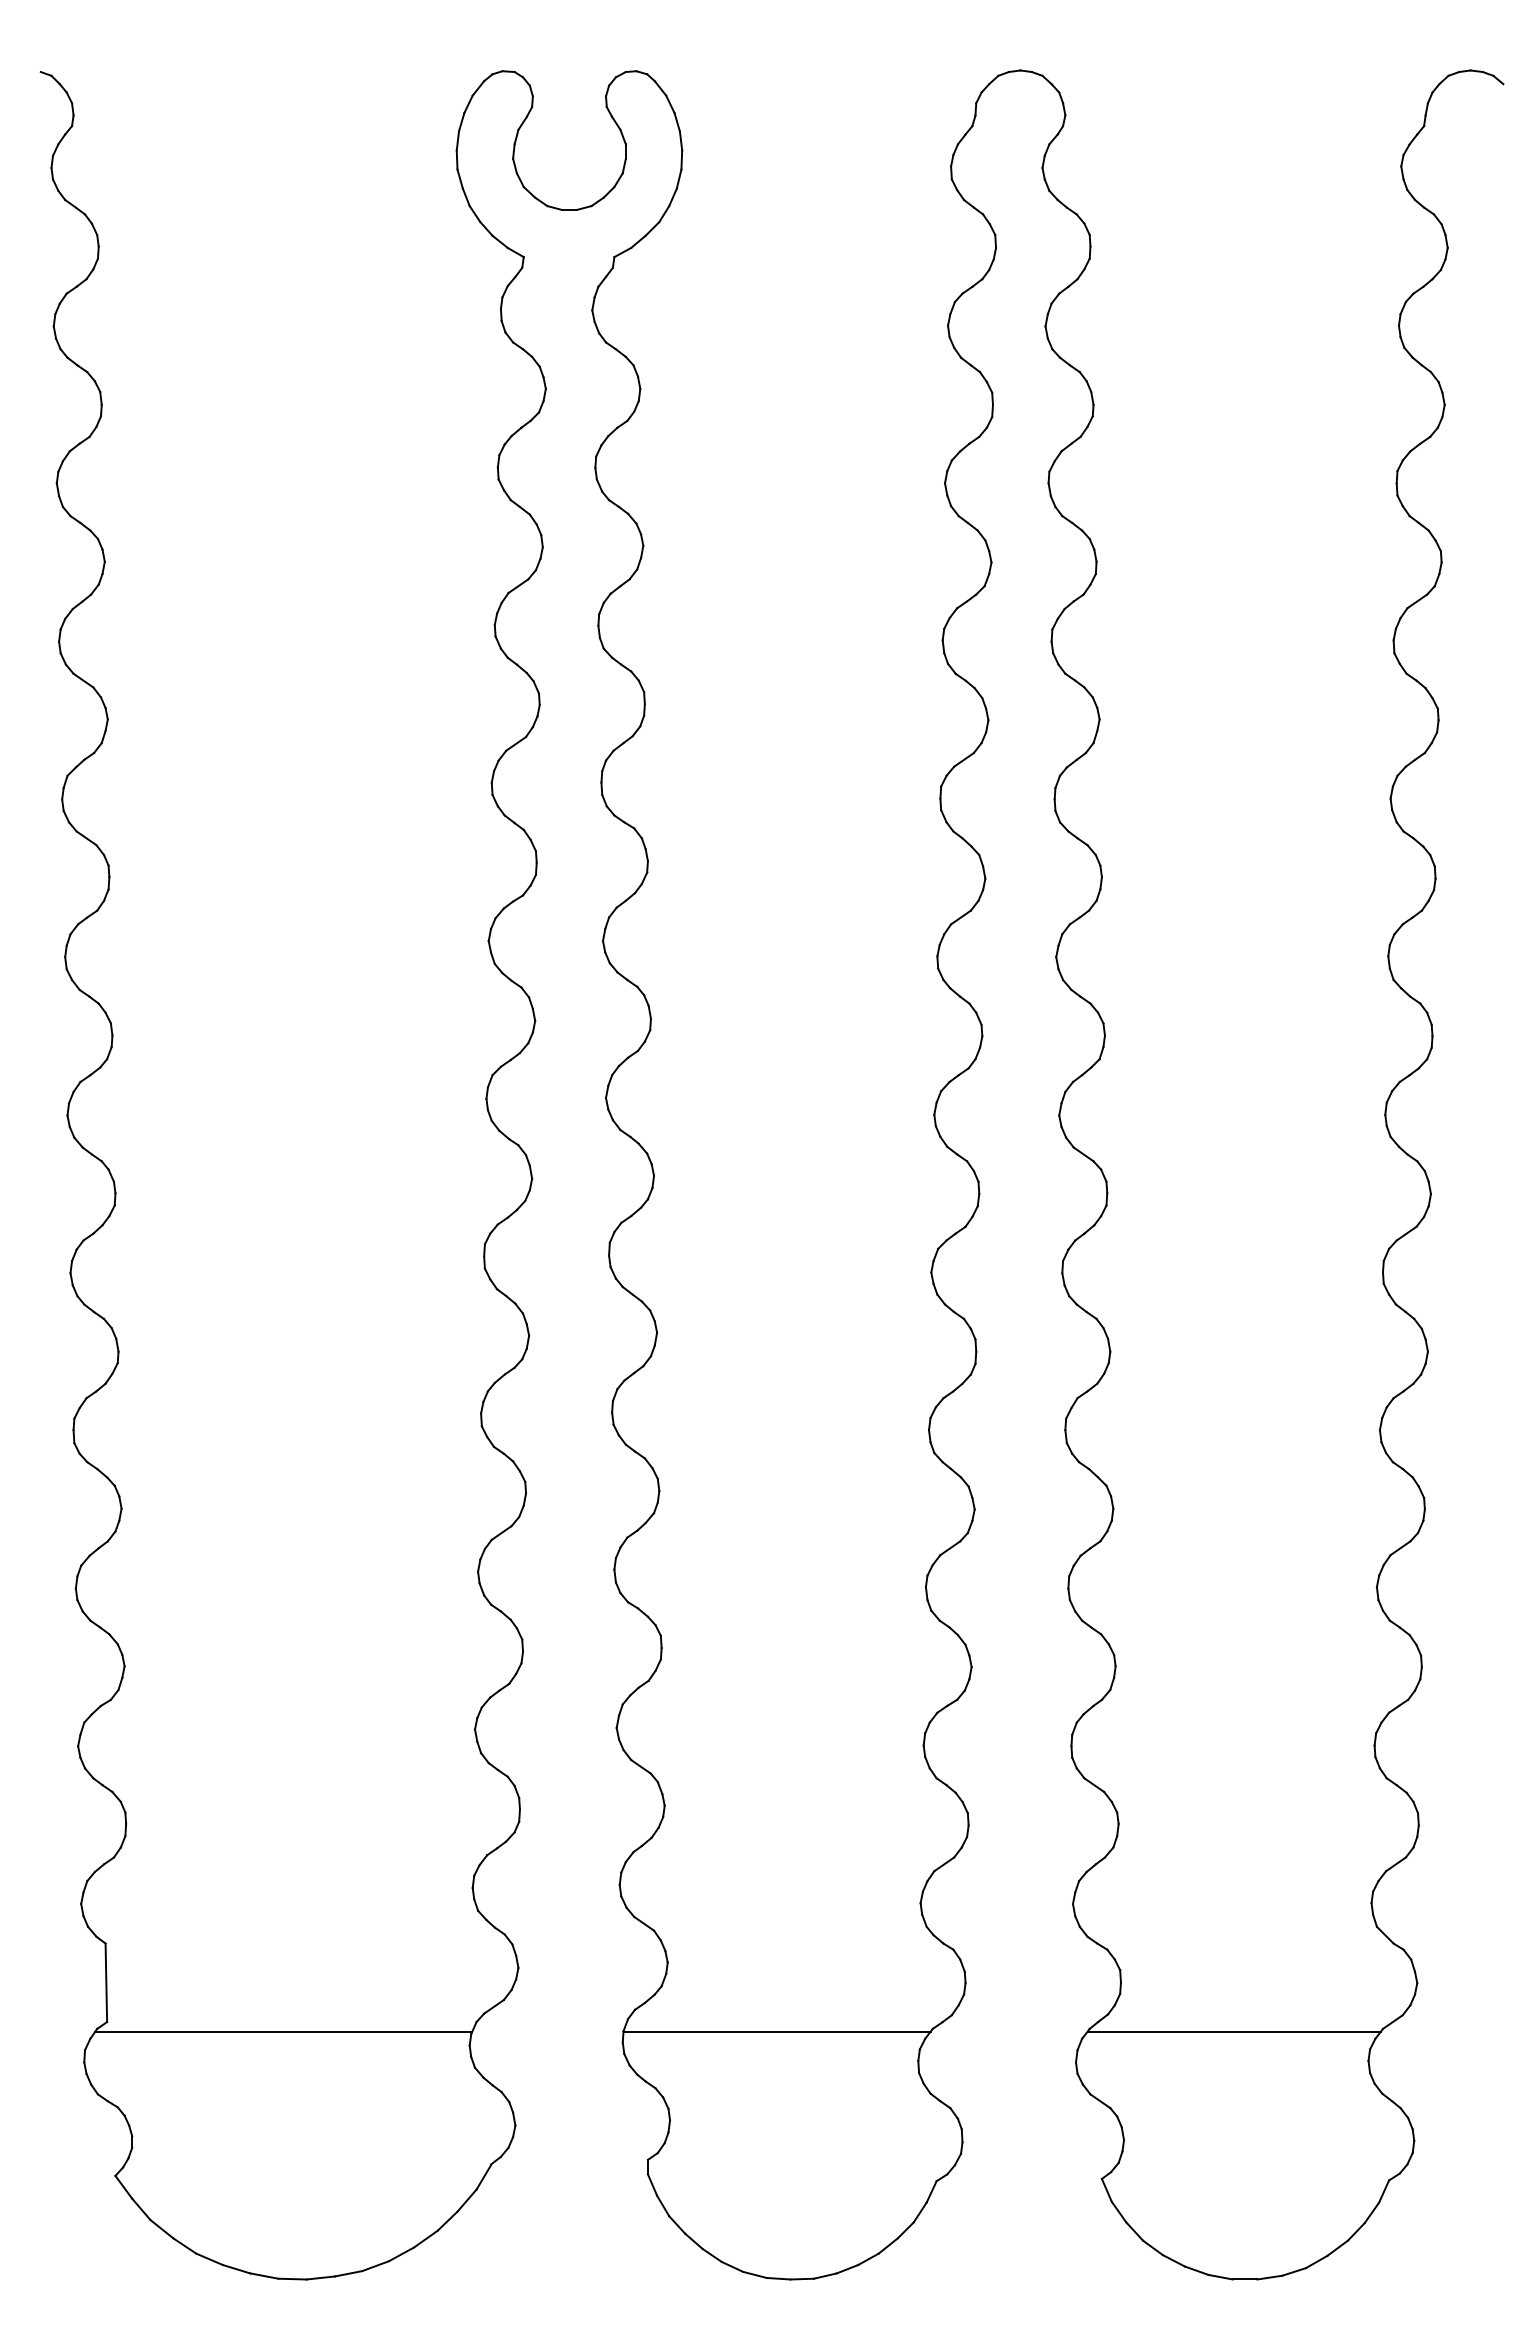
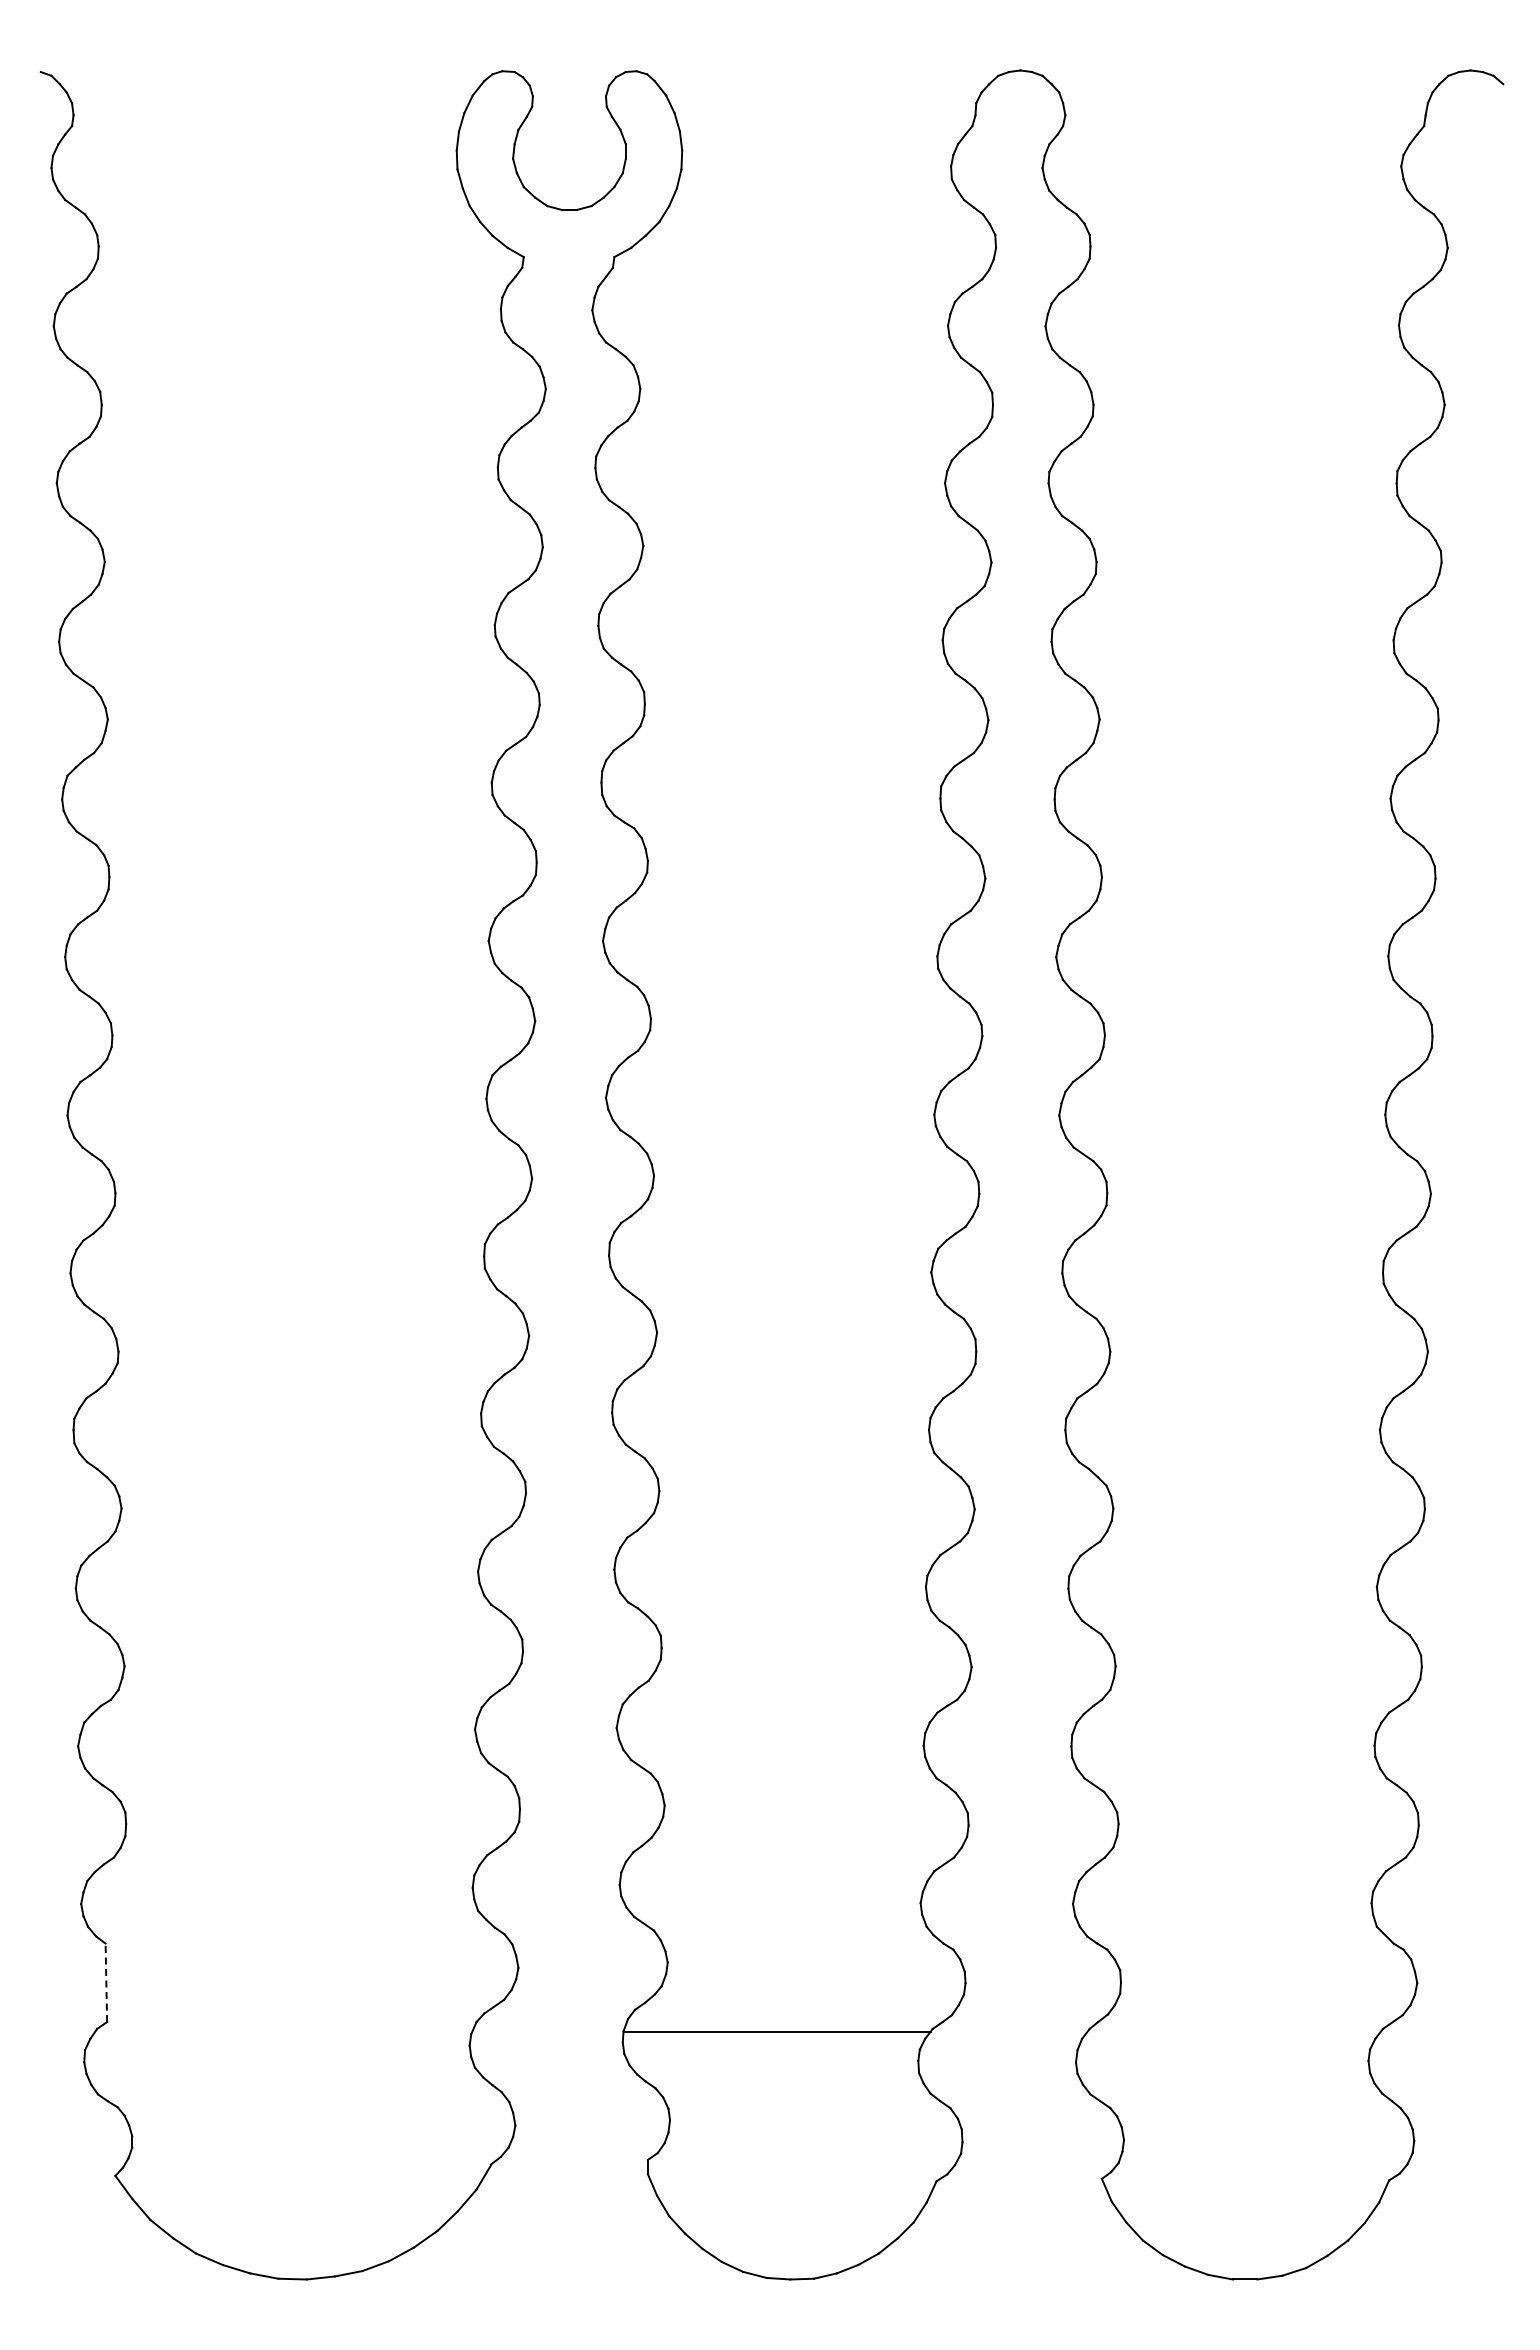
line: solid -> dashed (106, 1982)
line: present -> none (283, 2031)
line: present -> none (1233, 2031)
